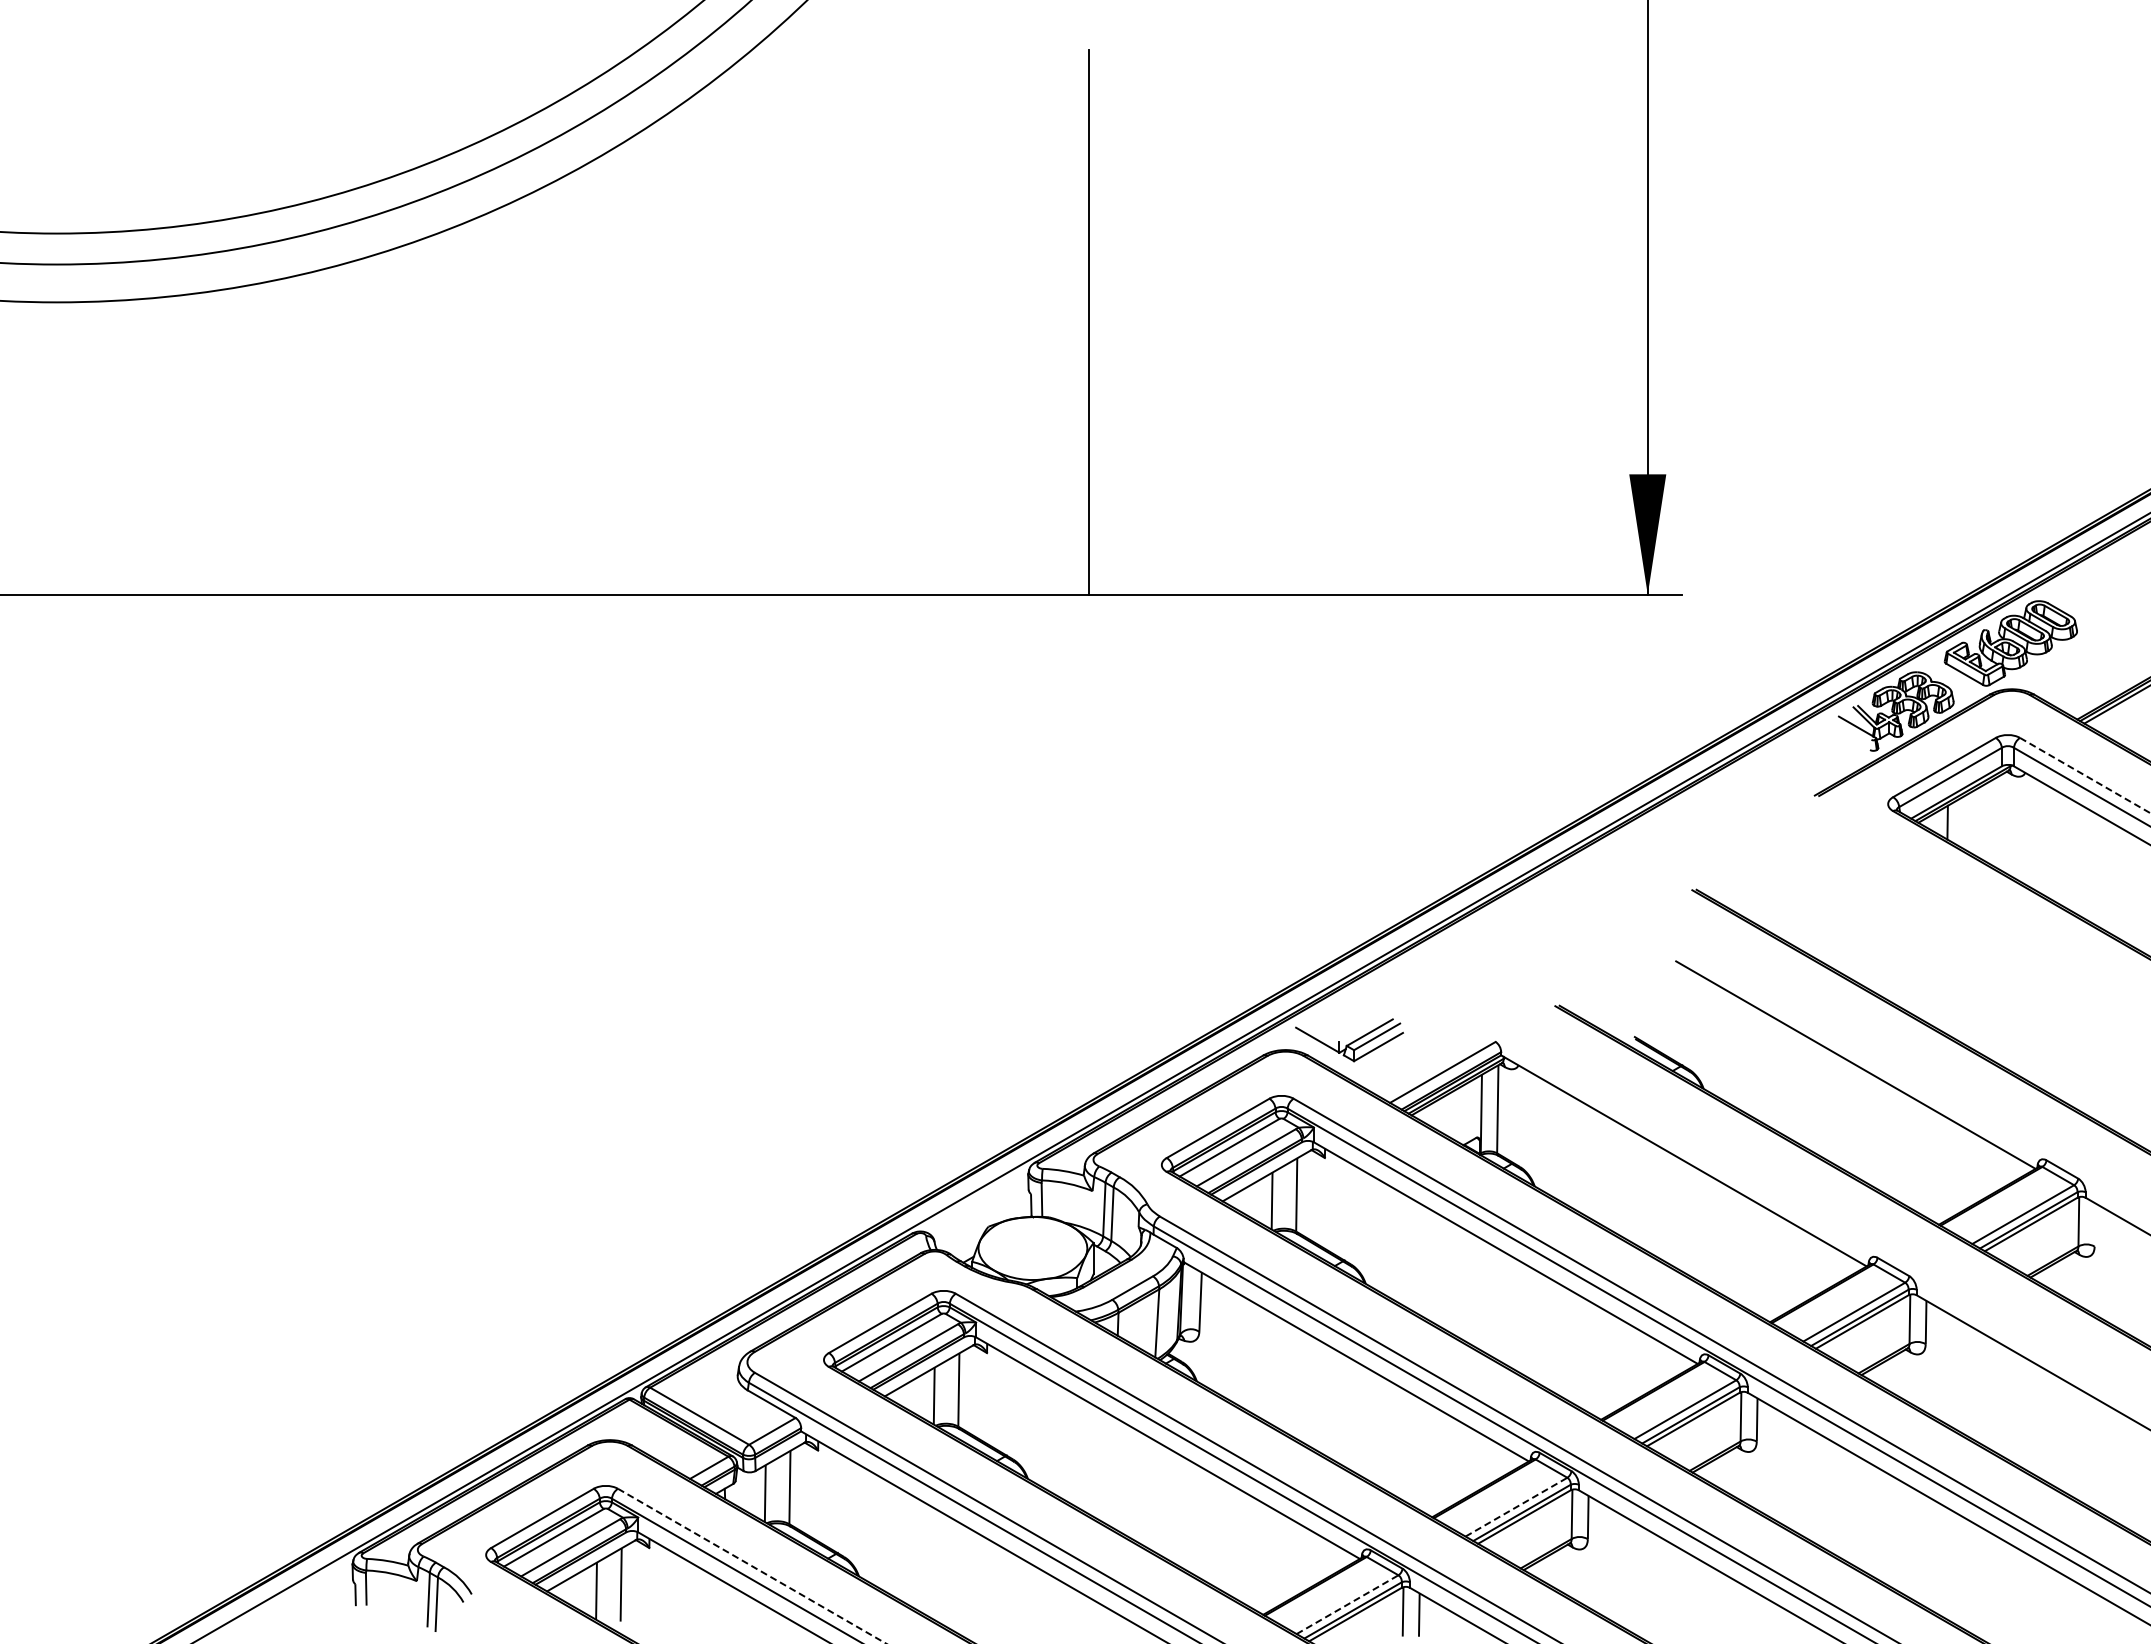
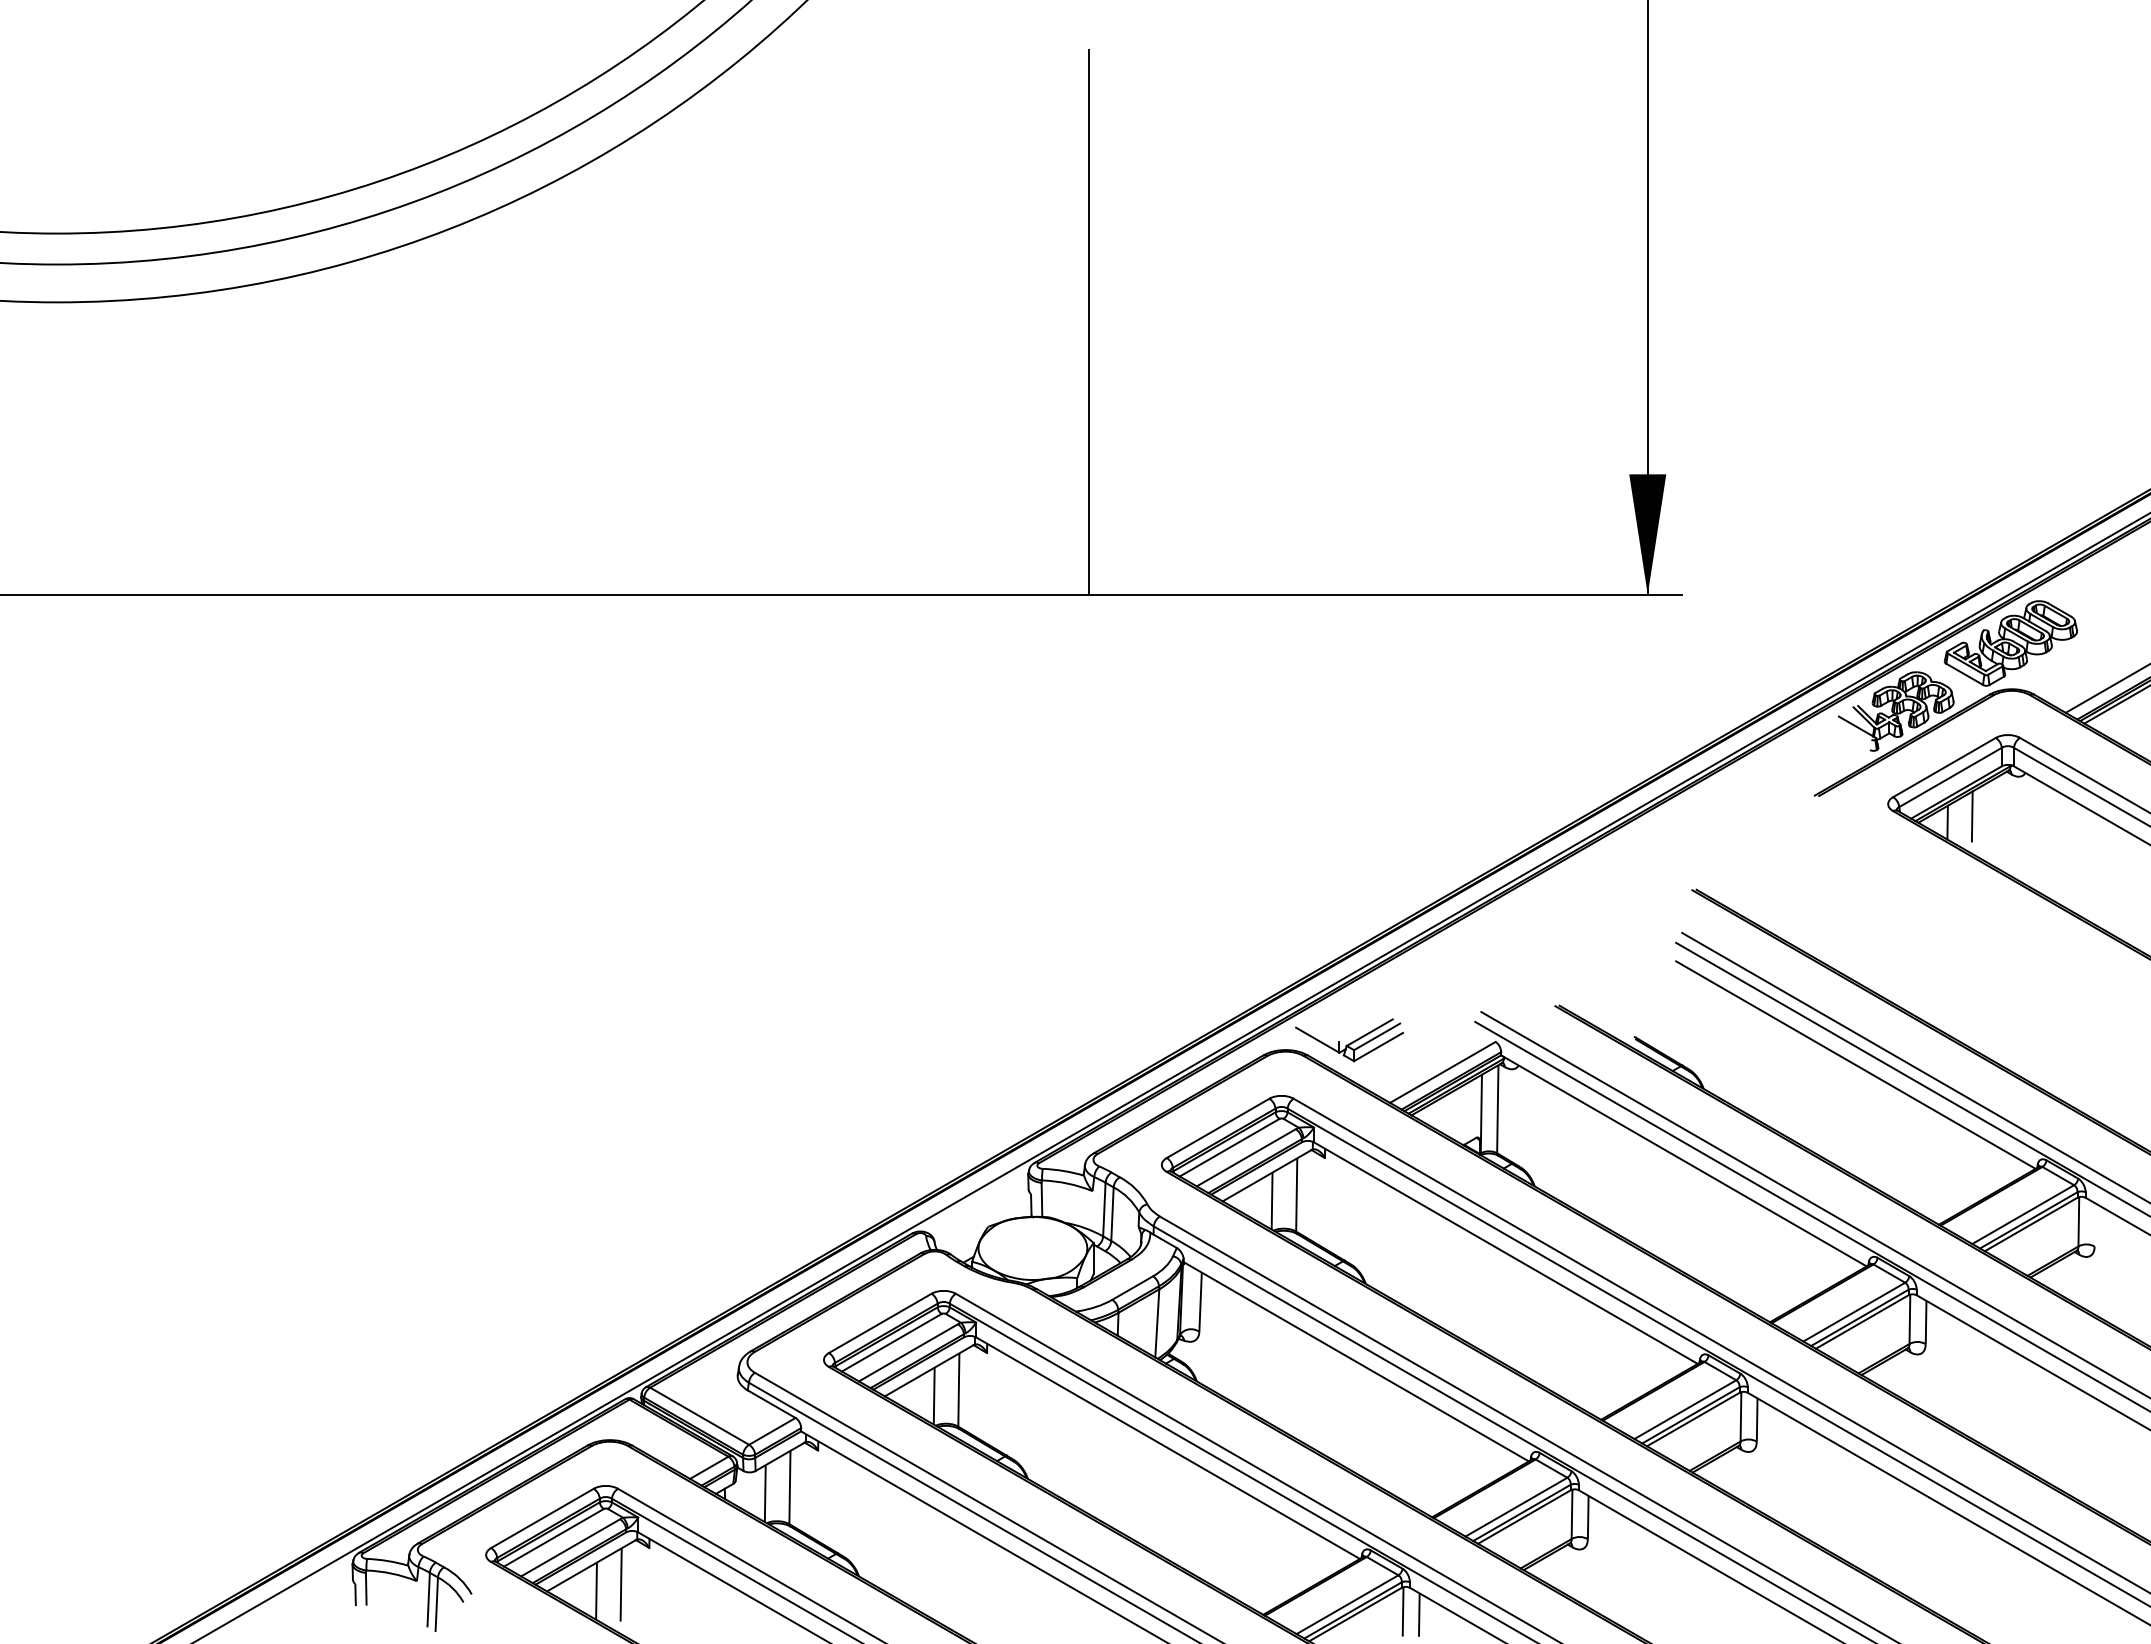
line: none -> present (2106, 688)
line: dashed -> solid (2085, 775)
line: none -> present (1971, 816)
line: none -> present (1914, 1066)
line: none -> present (1911, 1078)
line: none -> present (1814, 1204)
line: none -> present (1811, 1215)
line: dashed -> solid (1516, 1507)
line: dashed -> solid (752, 1566)
line: dashed -> solid (1347, 1604)
